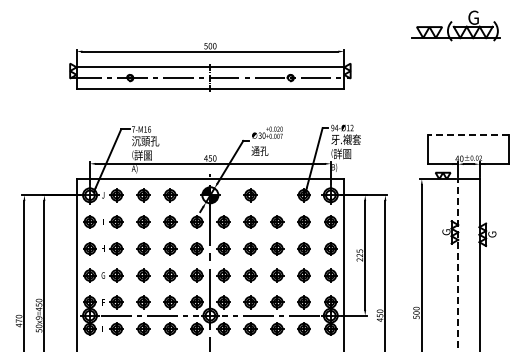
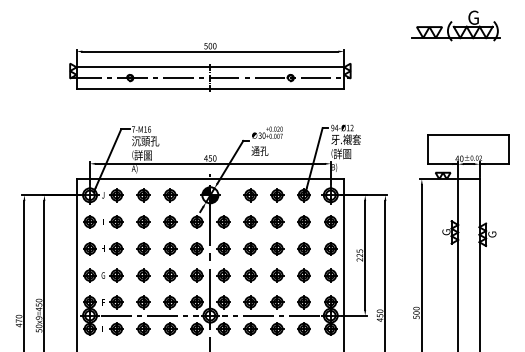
line: dashed -> solid (468, 135)
part: none -> present (277, 195)
line: dashed -> solid (458, 265)
